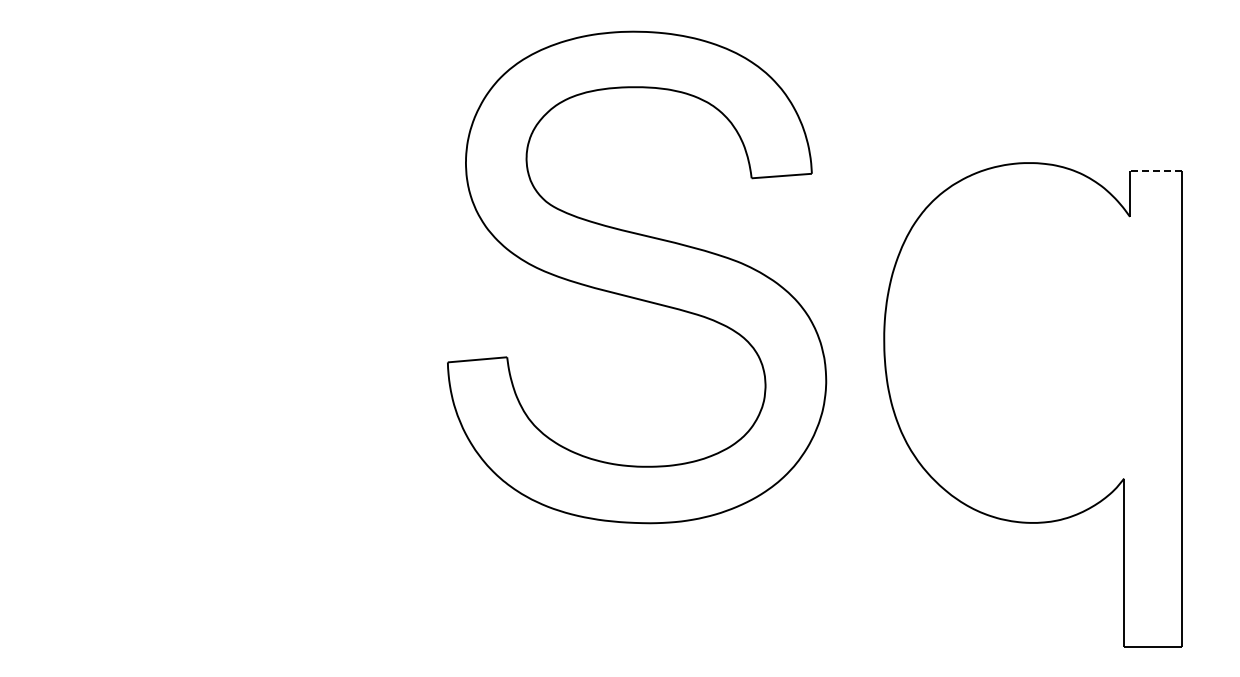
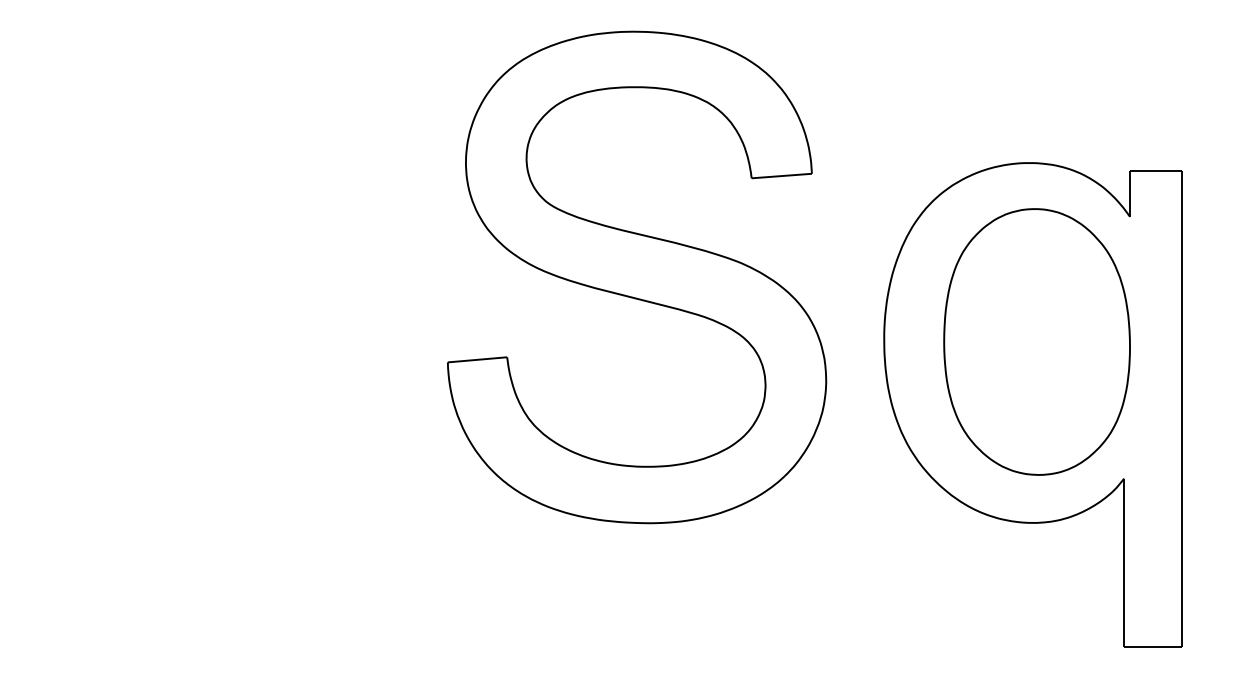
line: dashed -> solid (1155, 170)
part: none -> present (1036, 341)
